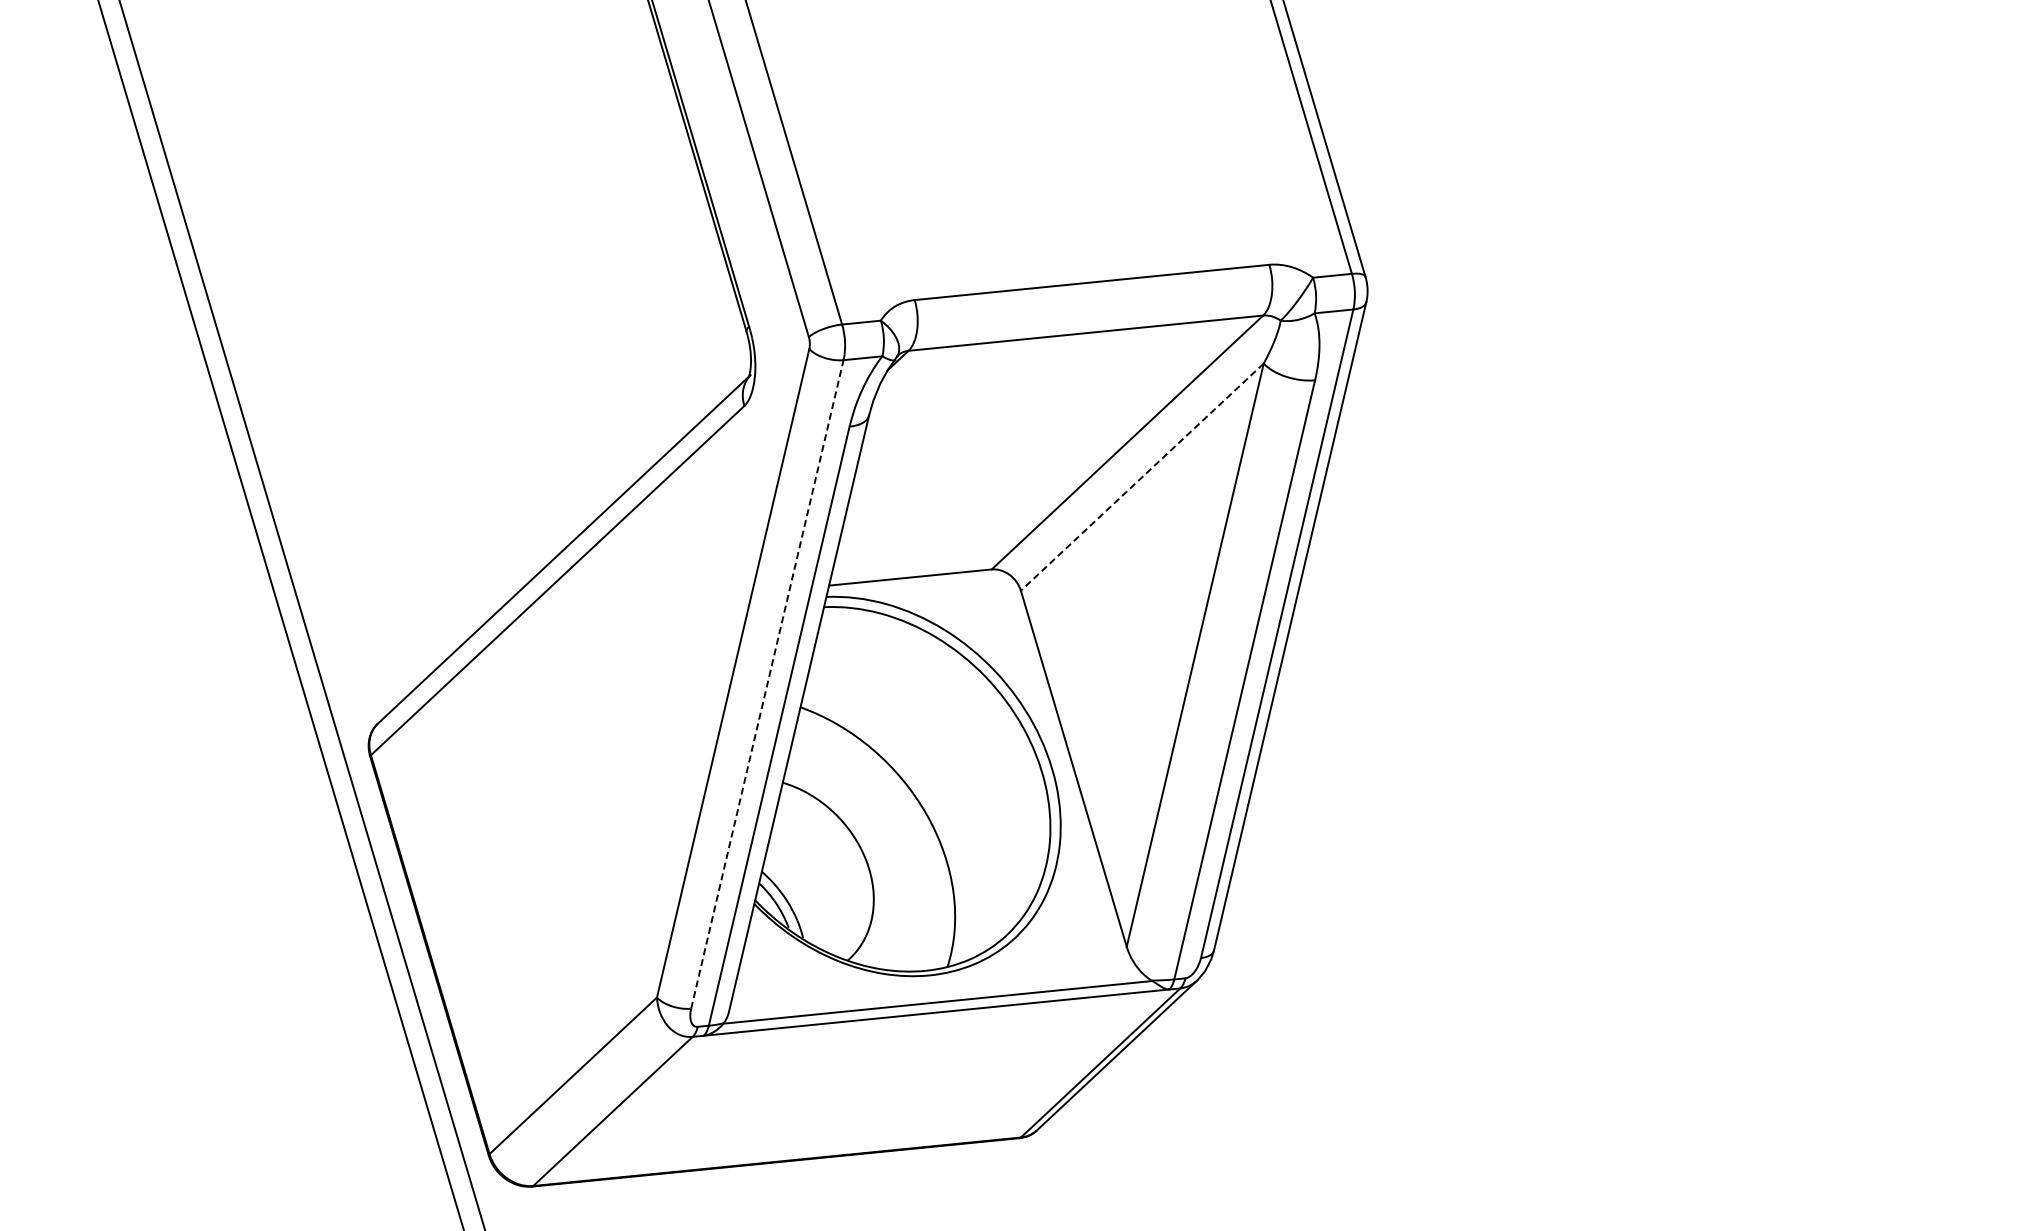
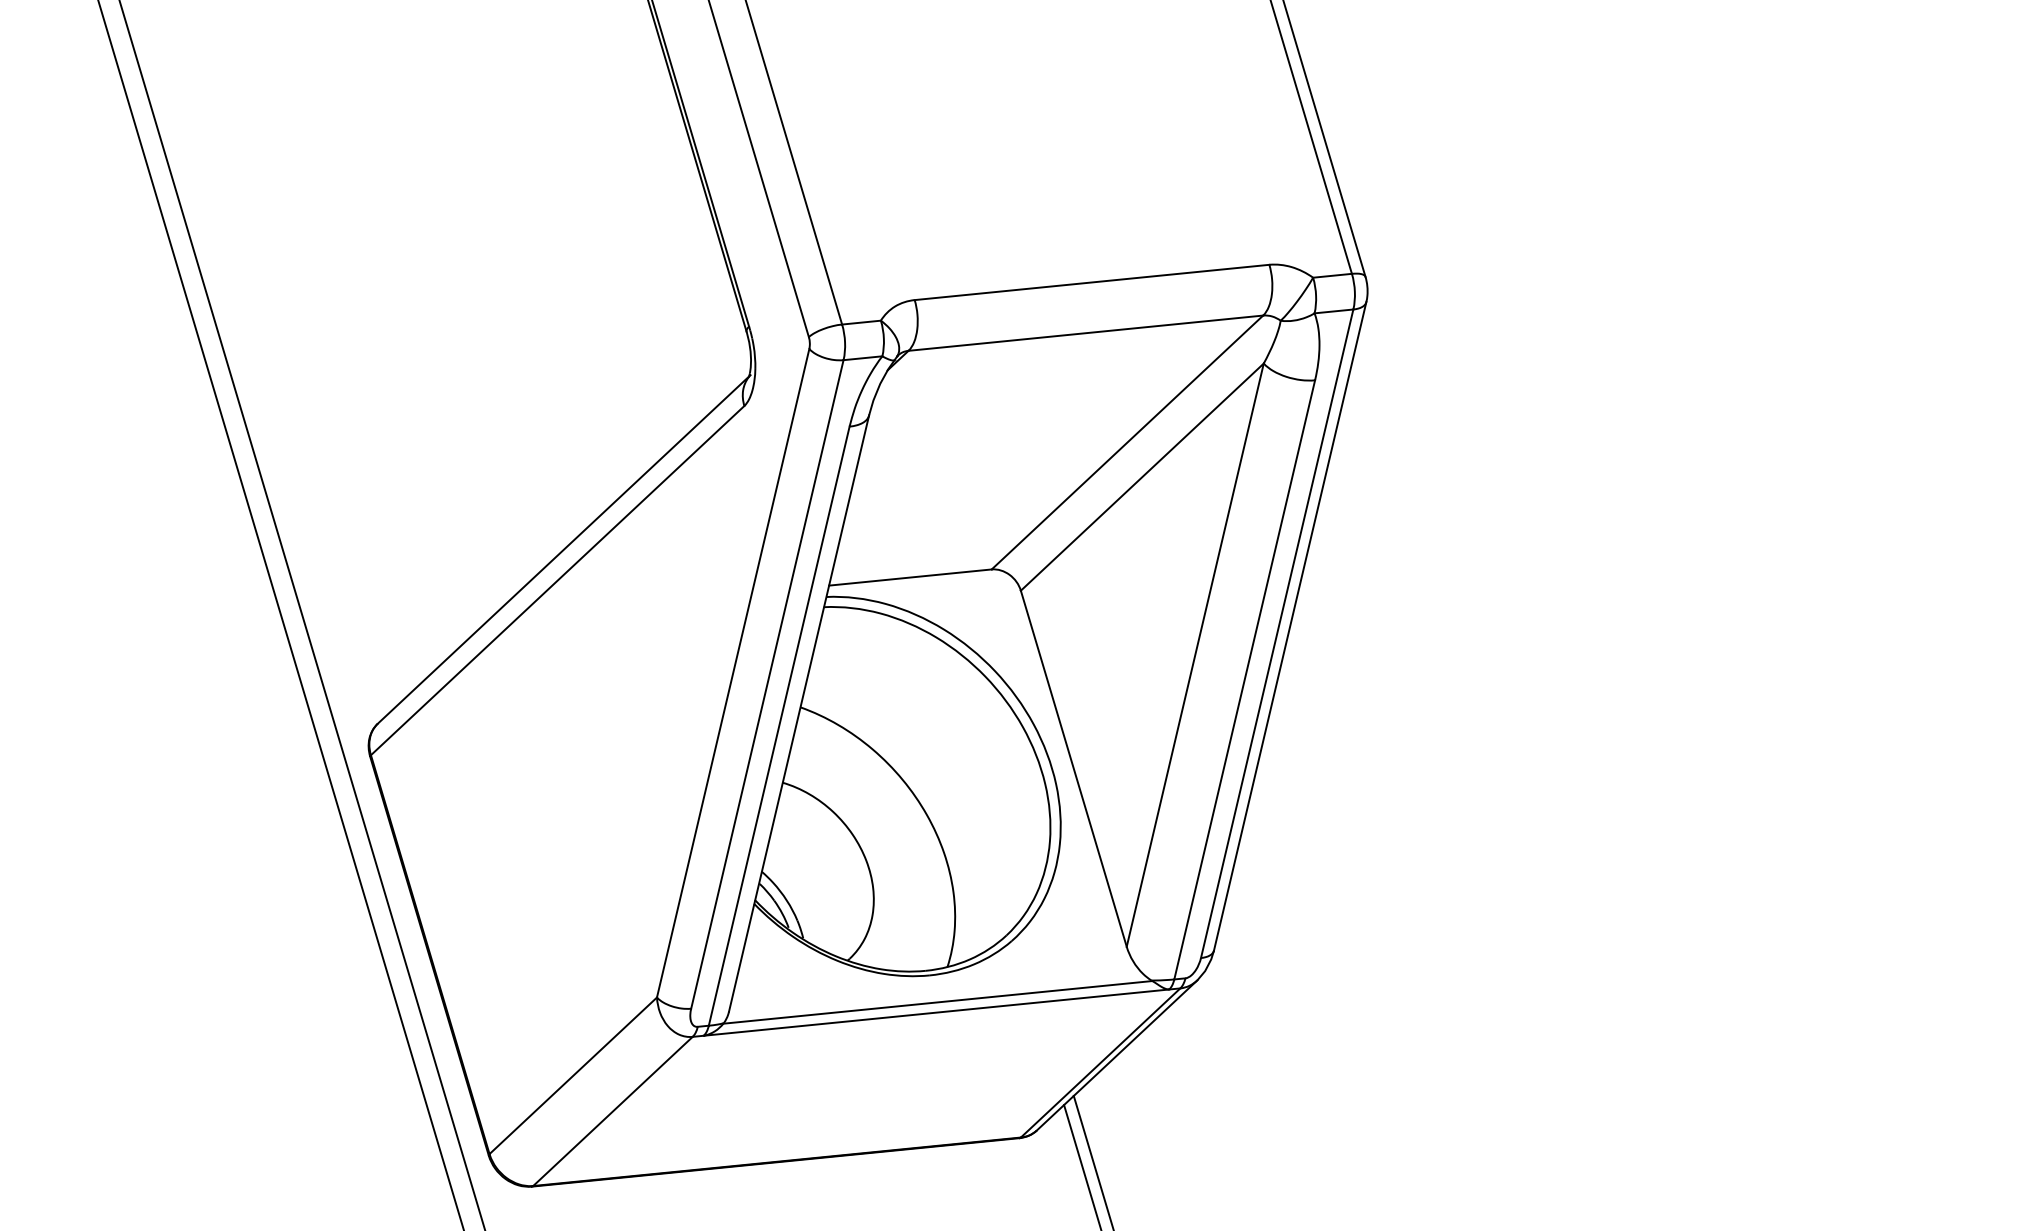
line: dashed -> solid (1141, 477)
line: dashed -> solid (767, 683)
line: none -> present (1092, 1161)
line: none -> present (1082, 1166)
